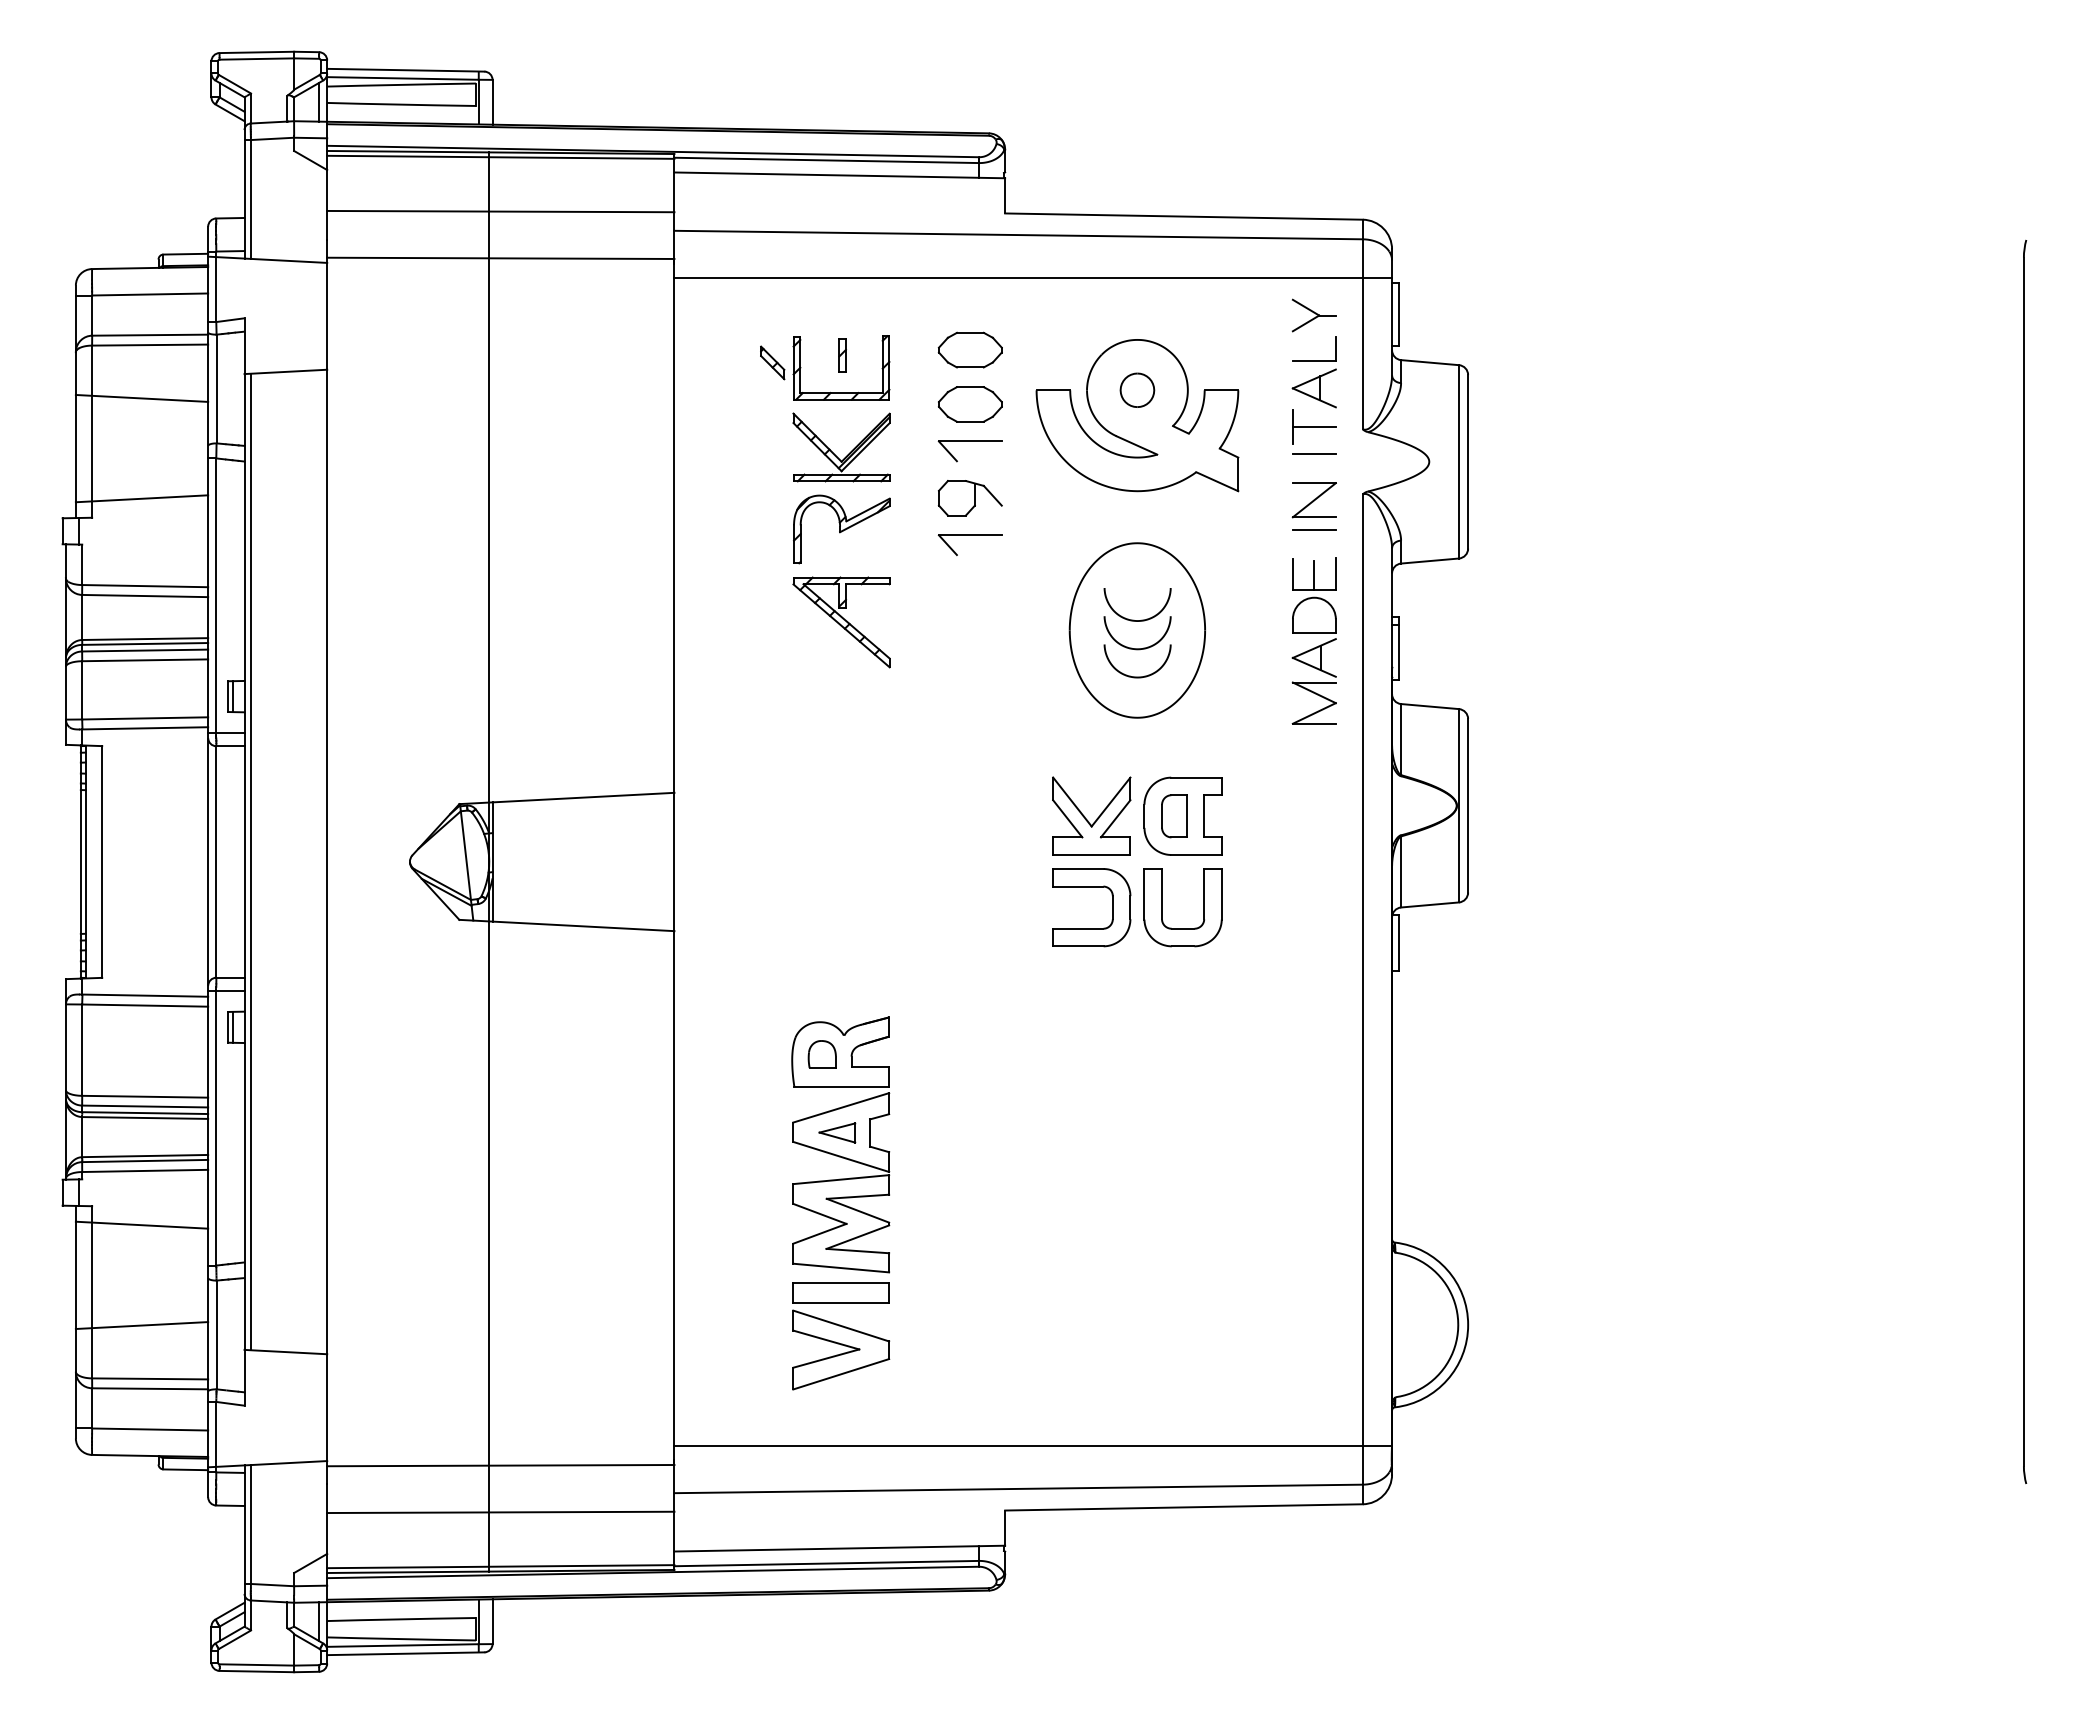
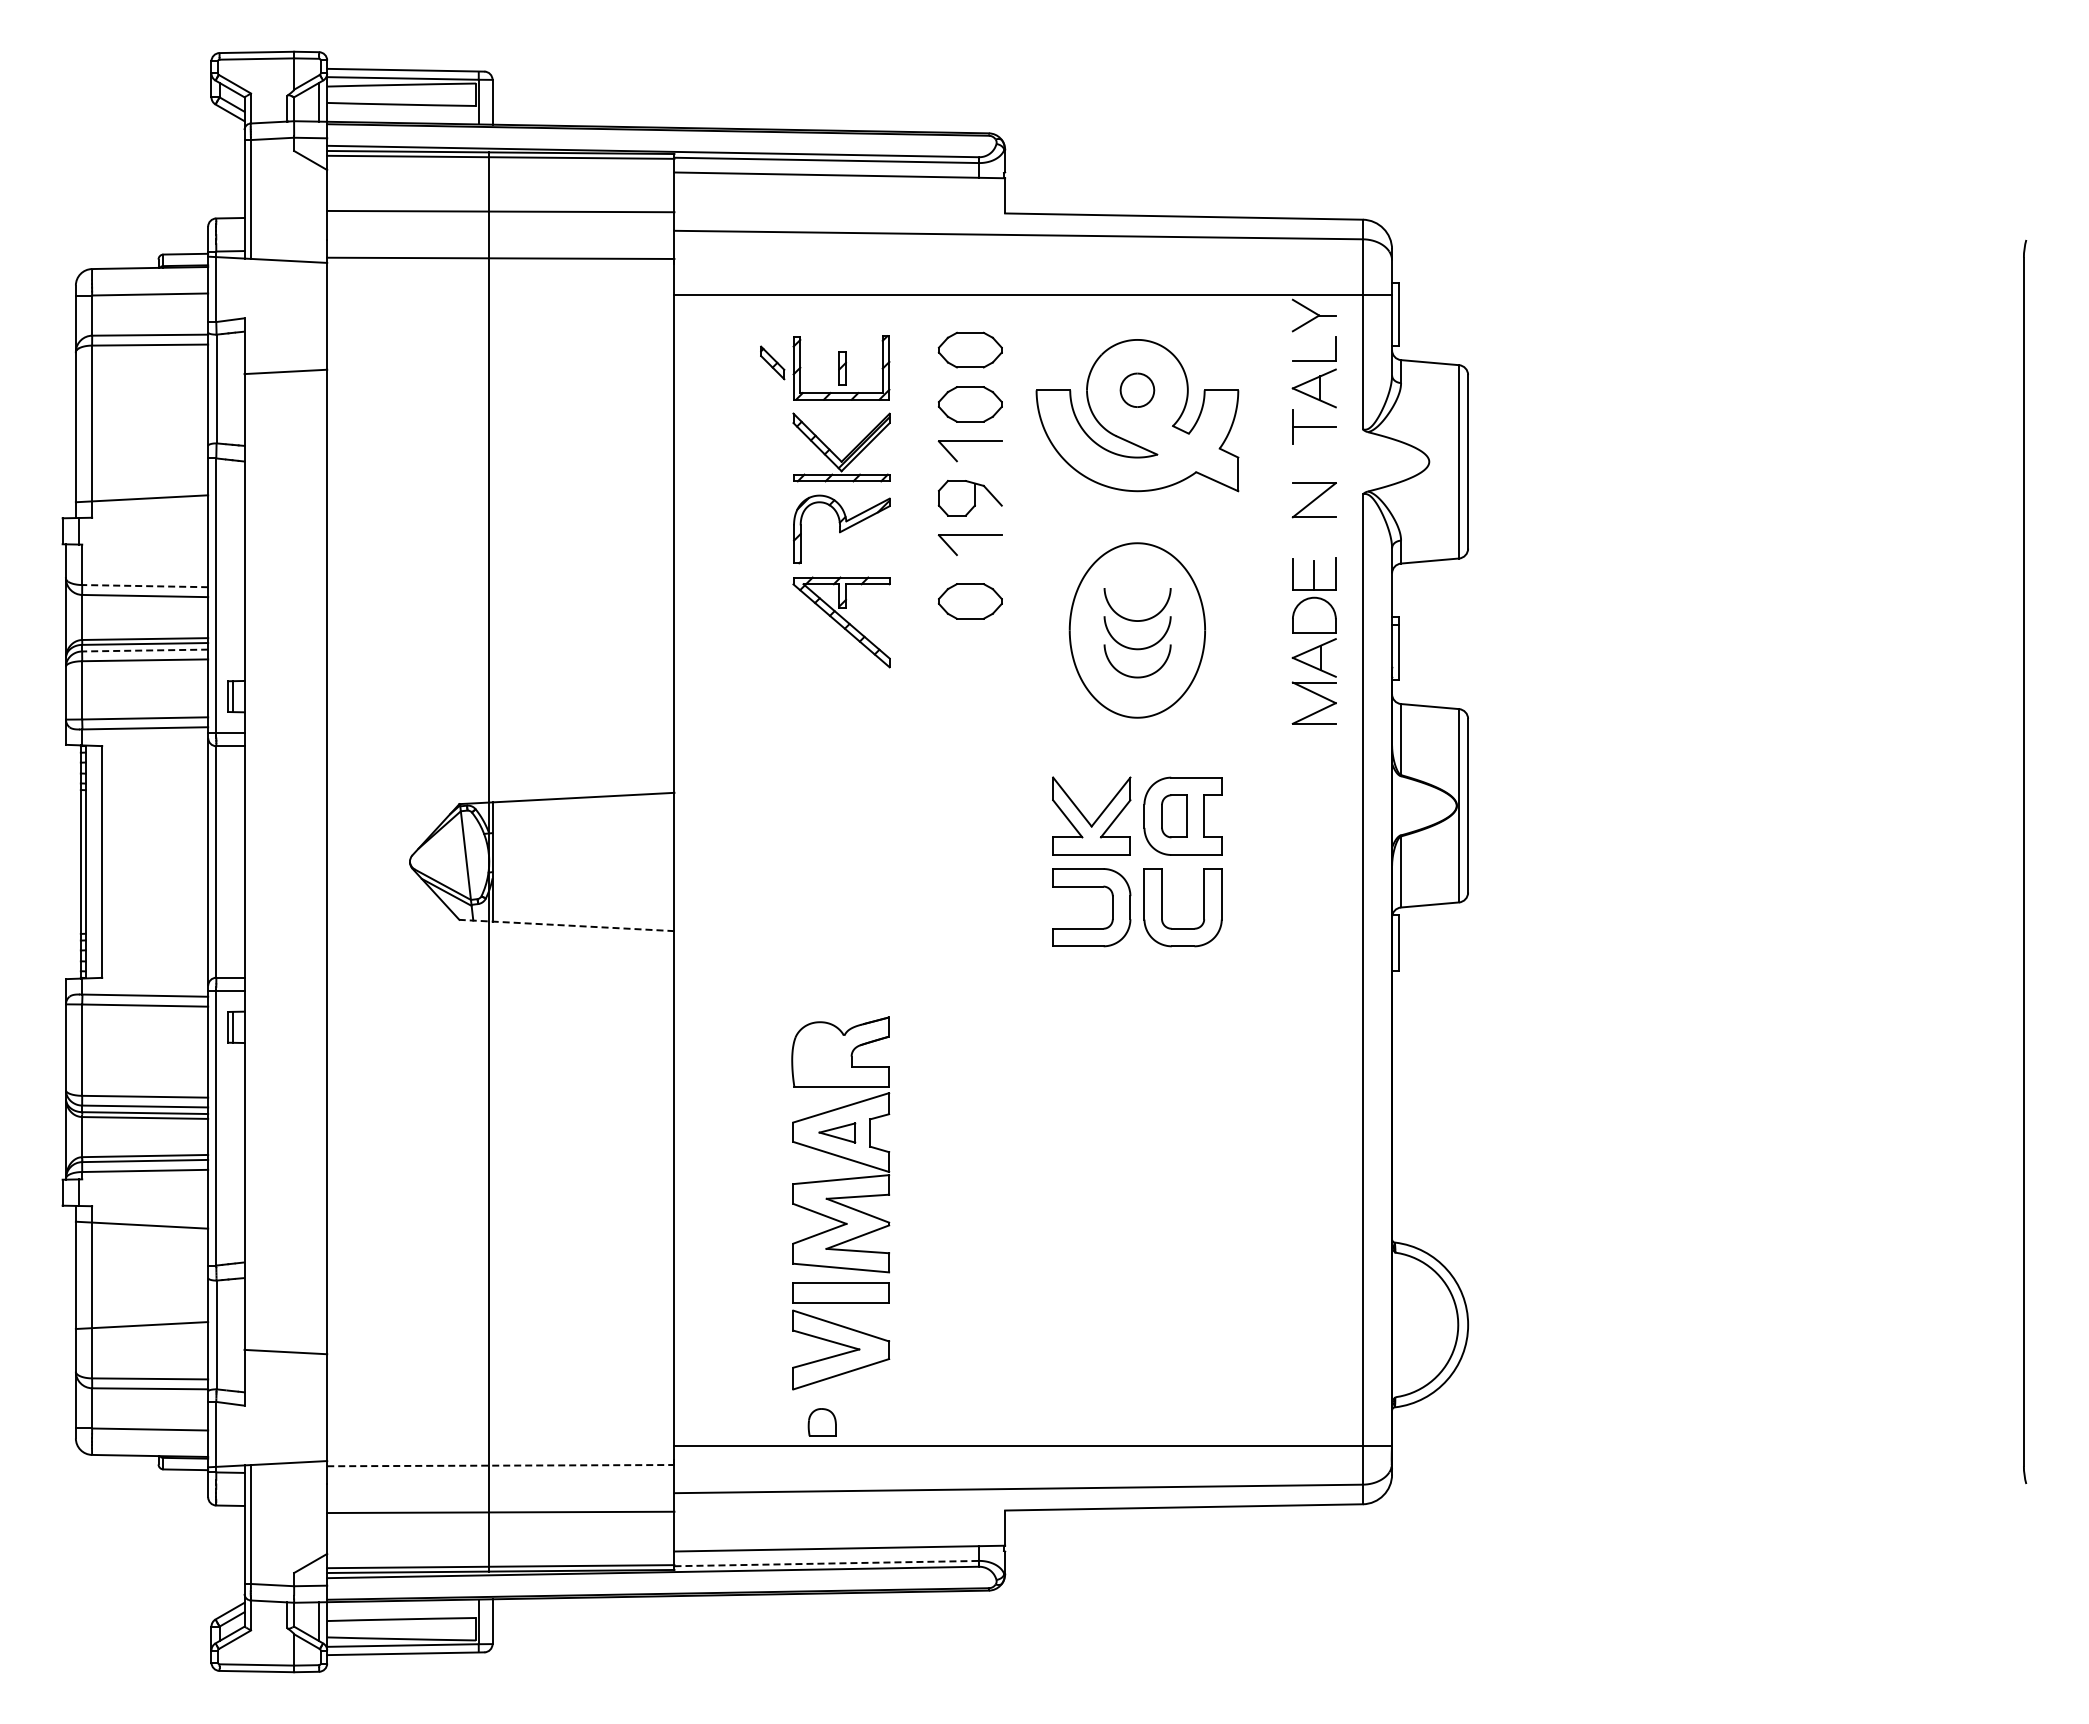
line position: (1033, 277) -> (1033, 294) (1033, 294)
part position: (842, 355) -> (842, 368) (842, 368)
line: present -> none (141, 397)
line: present -> none (1313, 453)
line: present -> none (1313, 530)
line: solid -> dashed (145, 586)
part: none -> present (970, 601)
line: solid -> dashed (145, 650)
line: present -> none (250, 861)
line: solid -> dashed (566, 925)
part position: (821, 1054) -> (821, 1422) (821, 1422)
line: solid -> dashed (500, 1465)
line: solid -> dashed (827, 1563)
